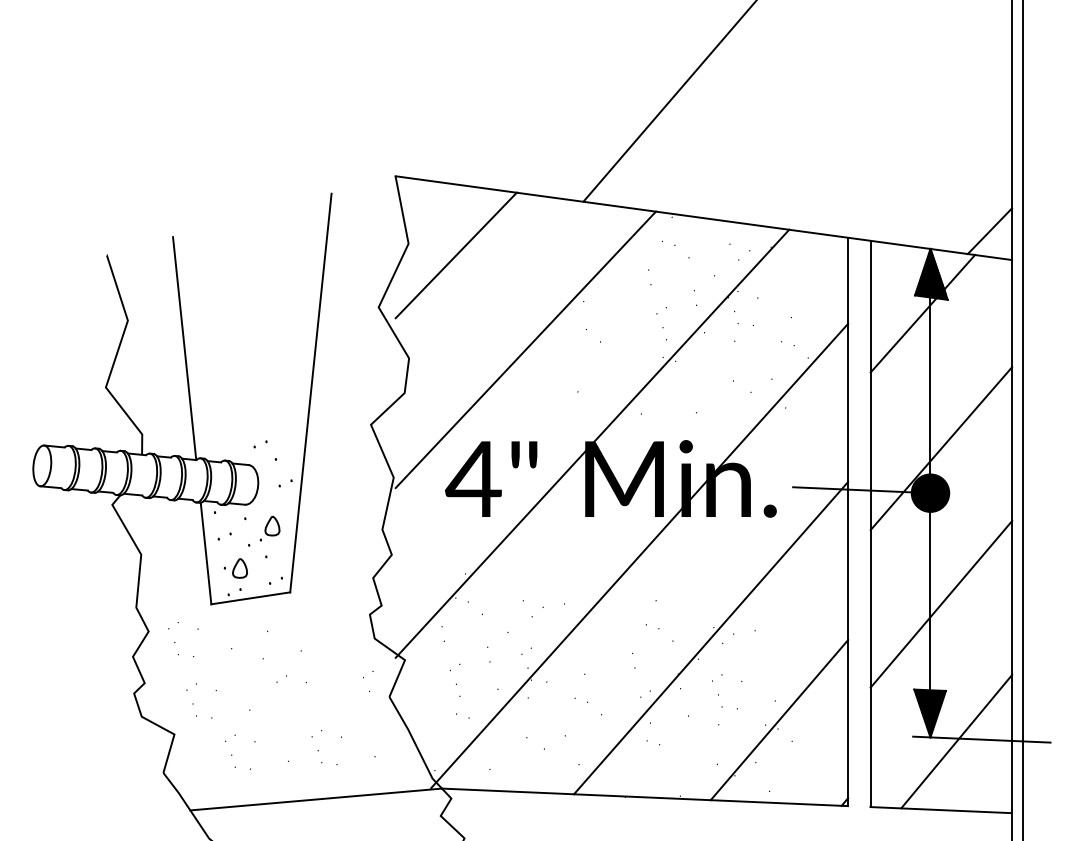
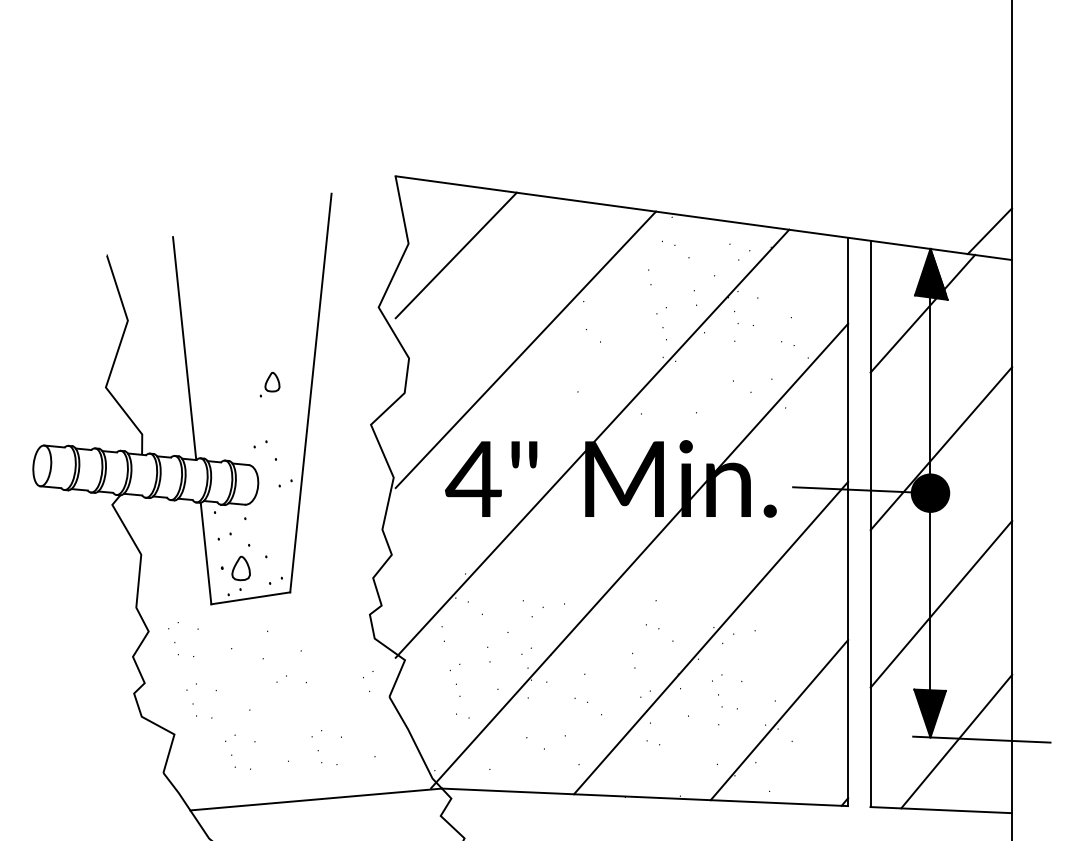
line: present -> none (669, 101)
line: present -> none (1023, 419)
part position: (269, 528) -> (269, 384) (269, 384)
part size: 25x21 px -> 30x27 px (235, 568)
